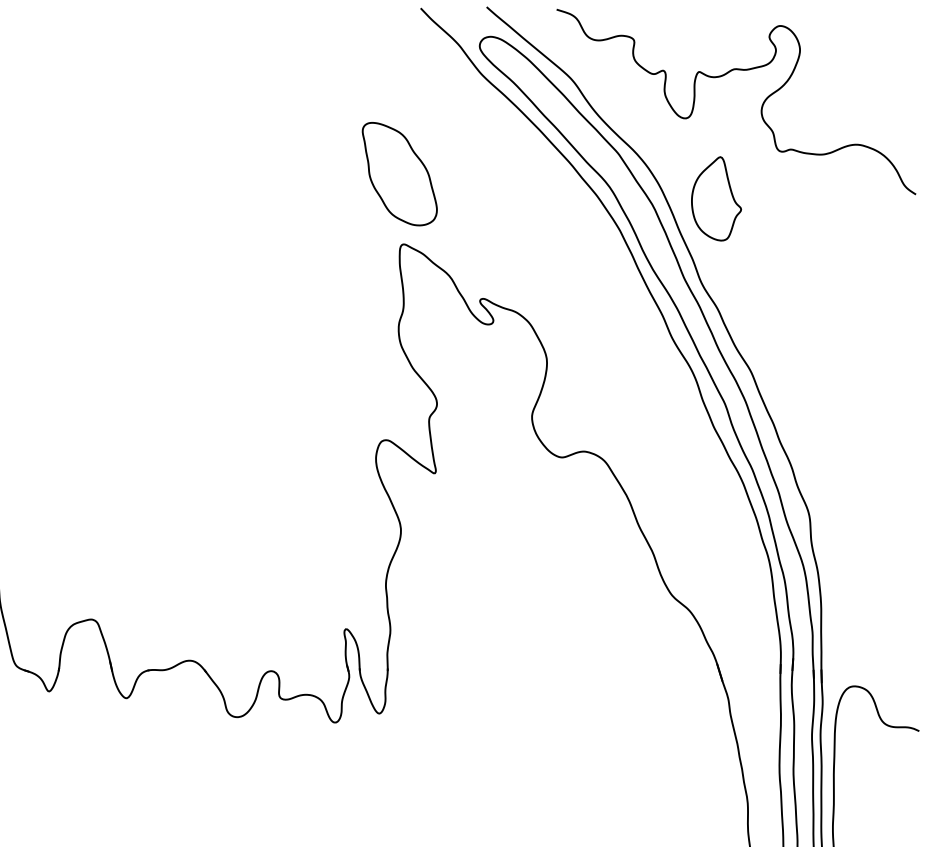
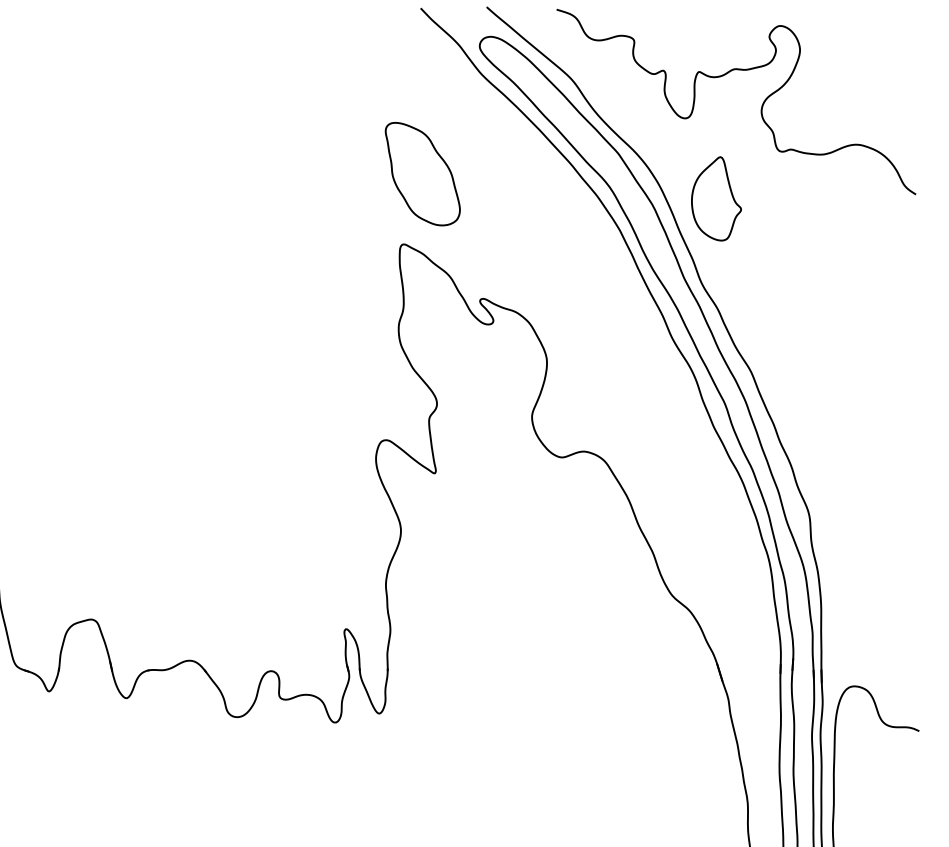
part position: (399, 174) -> (422, 174) (422, 174)
